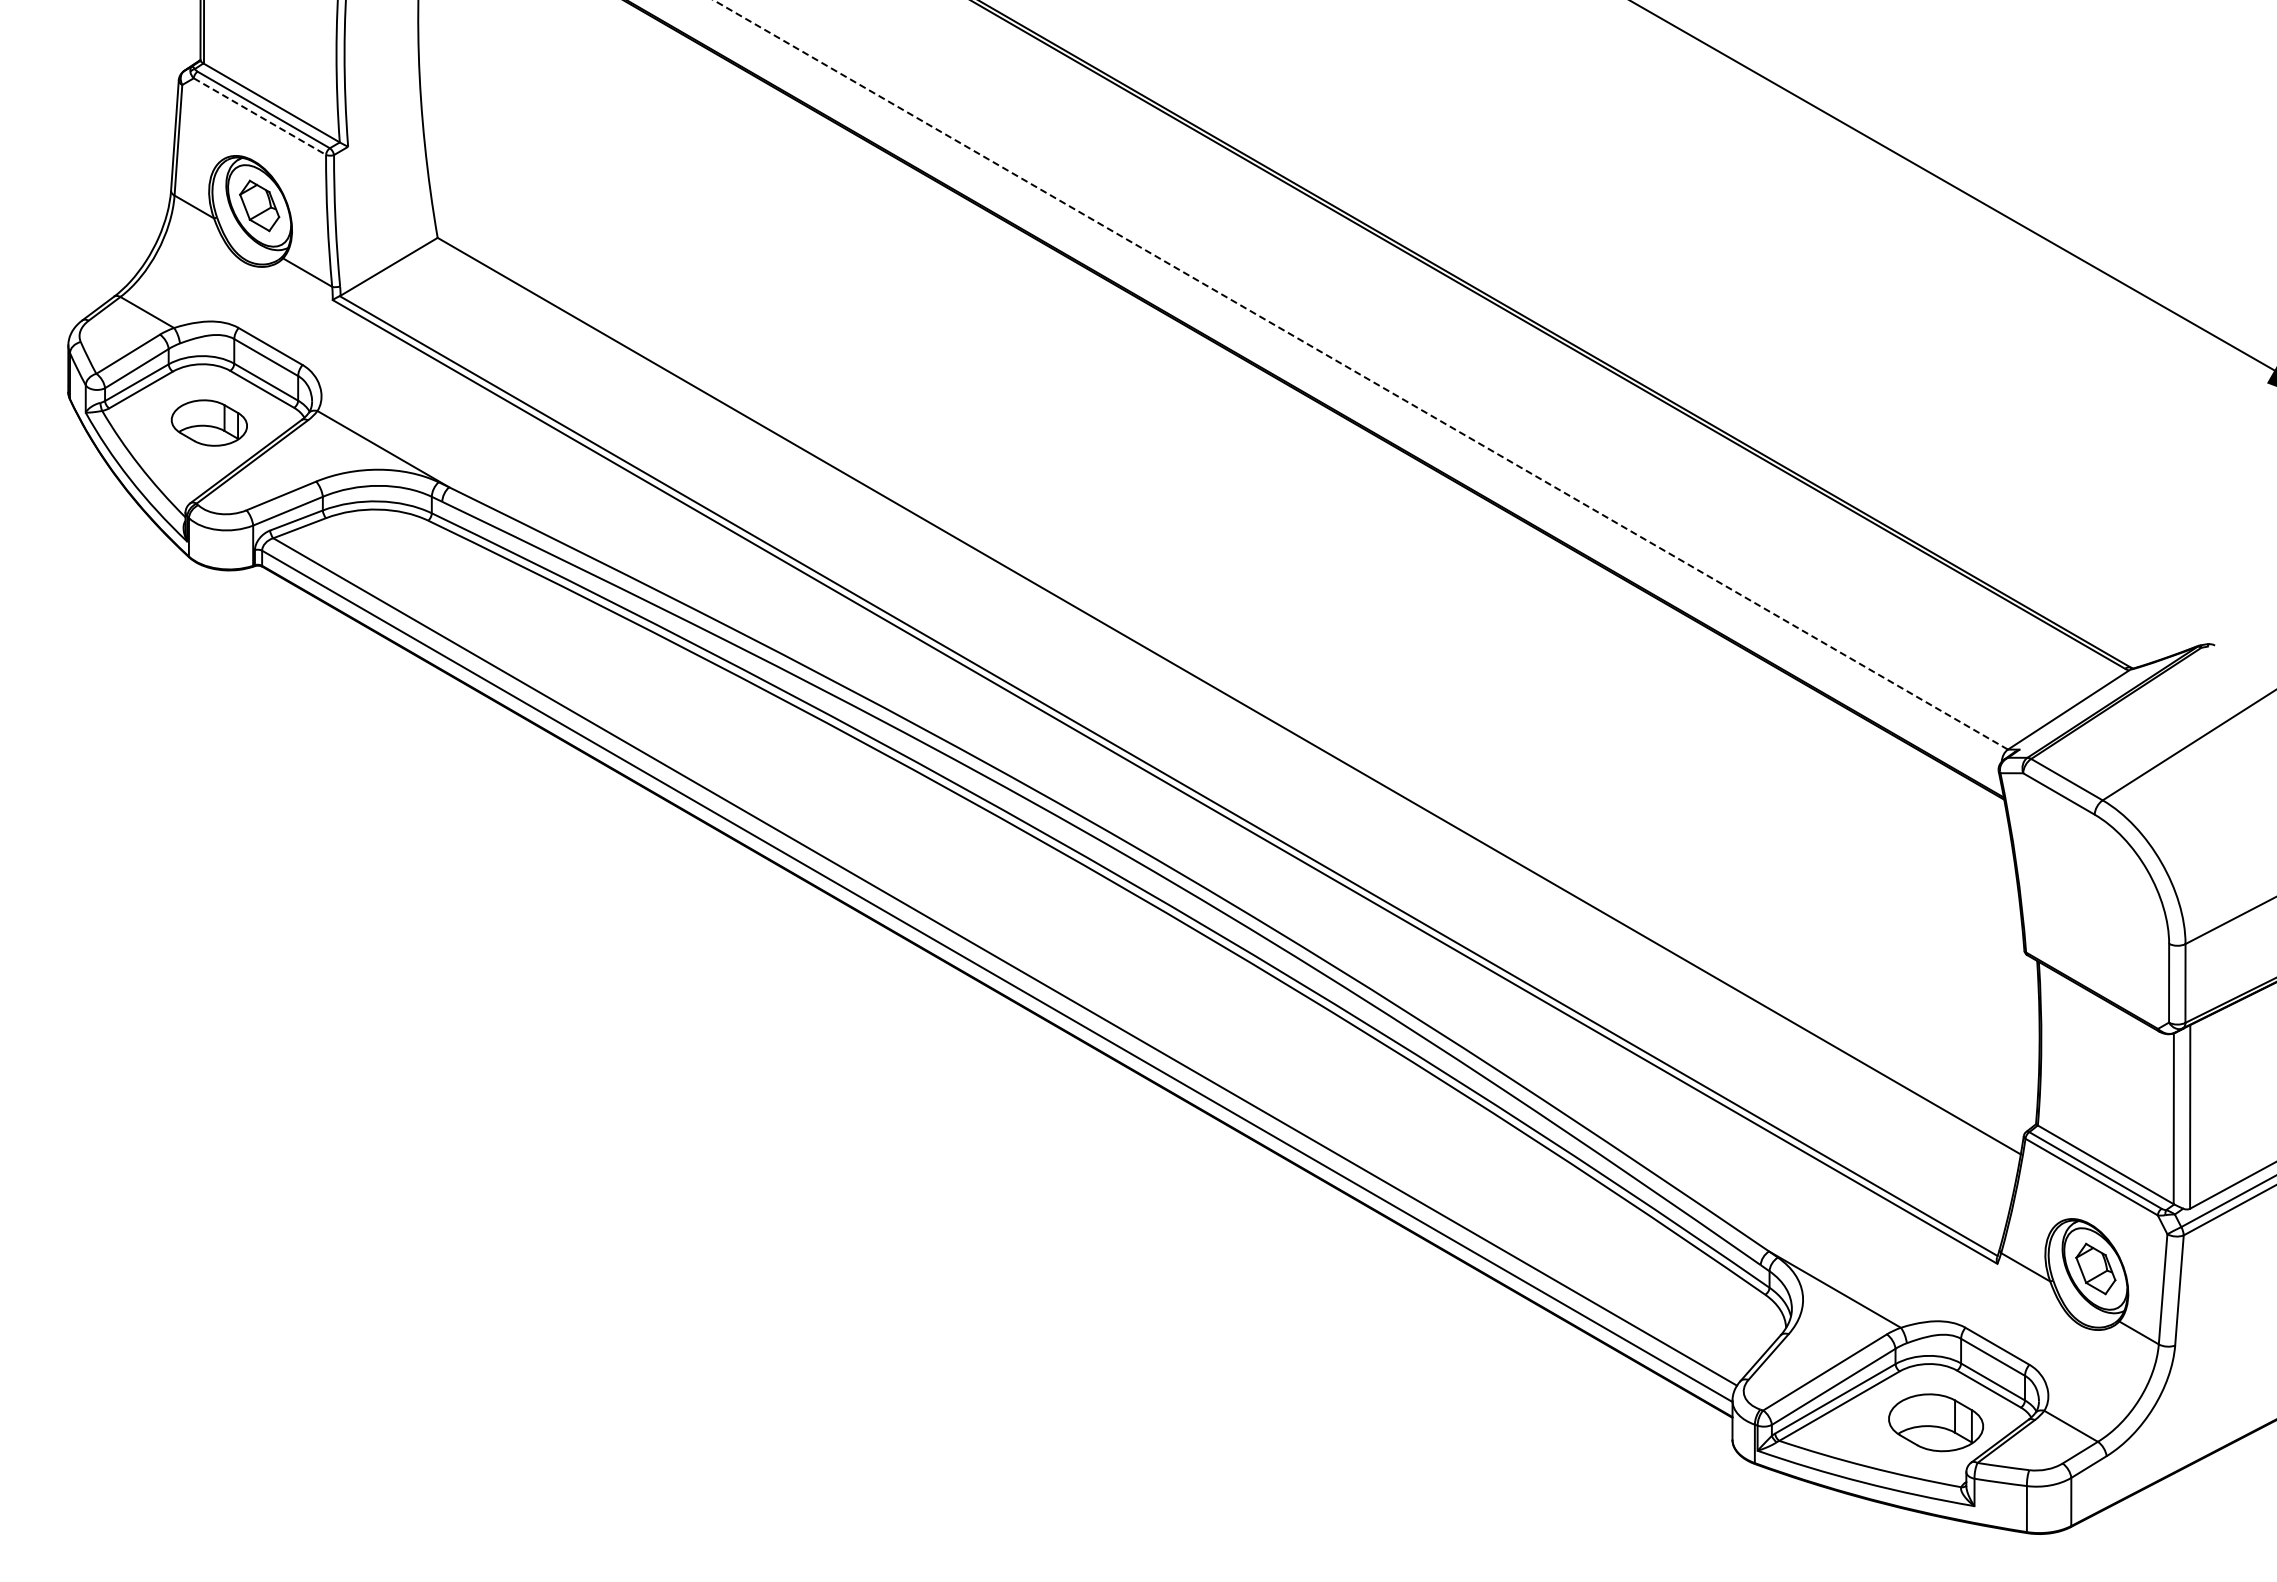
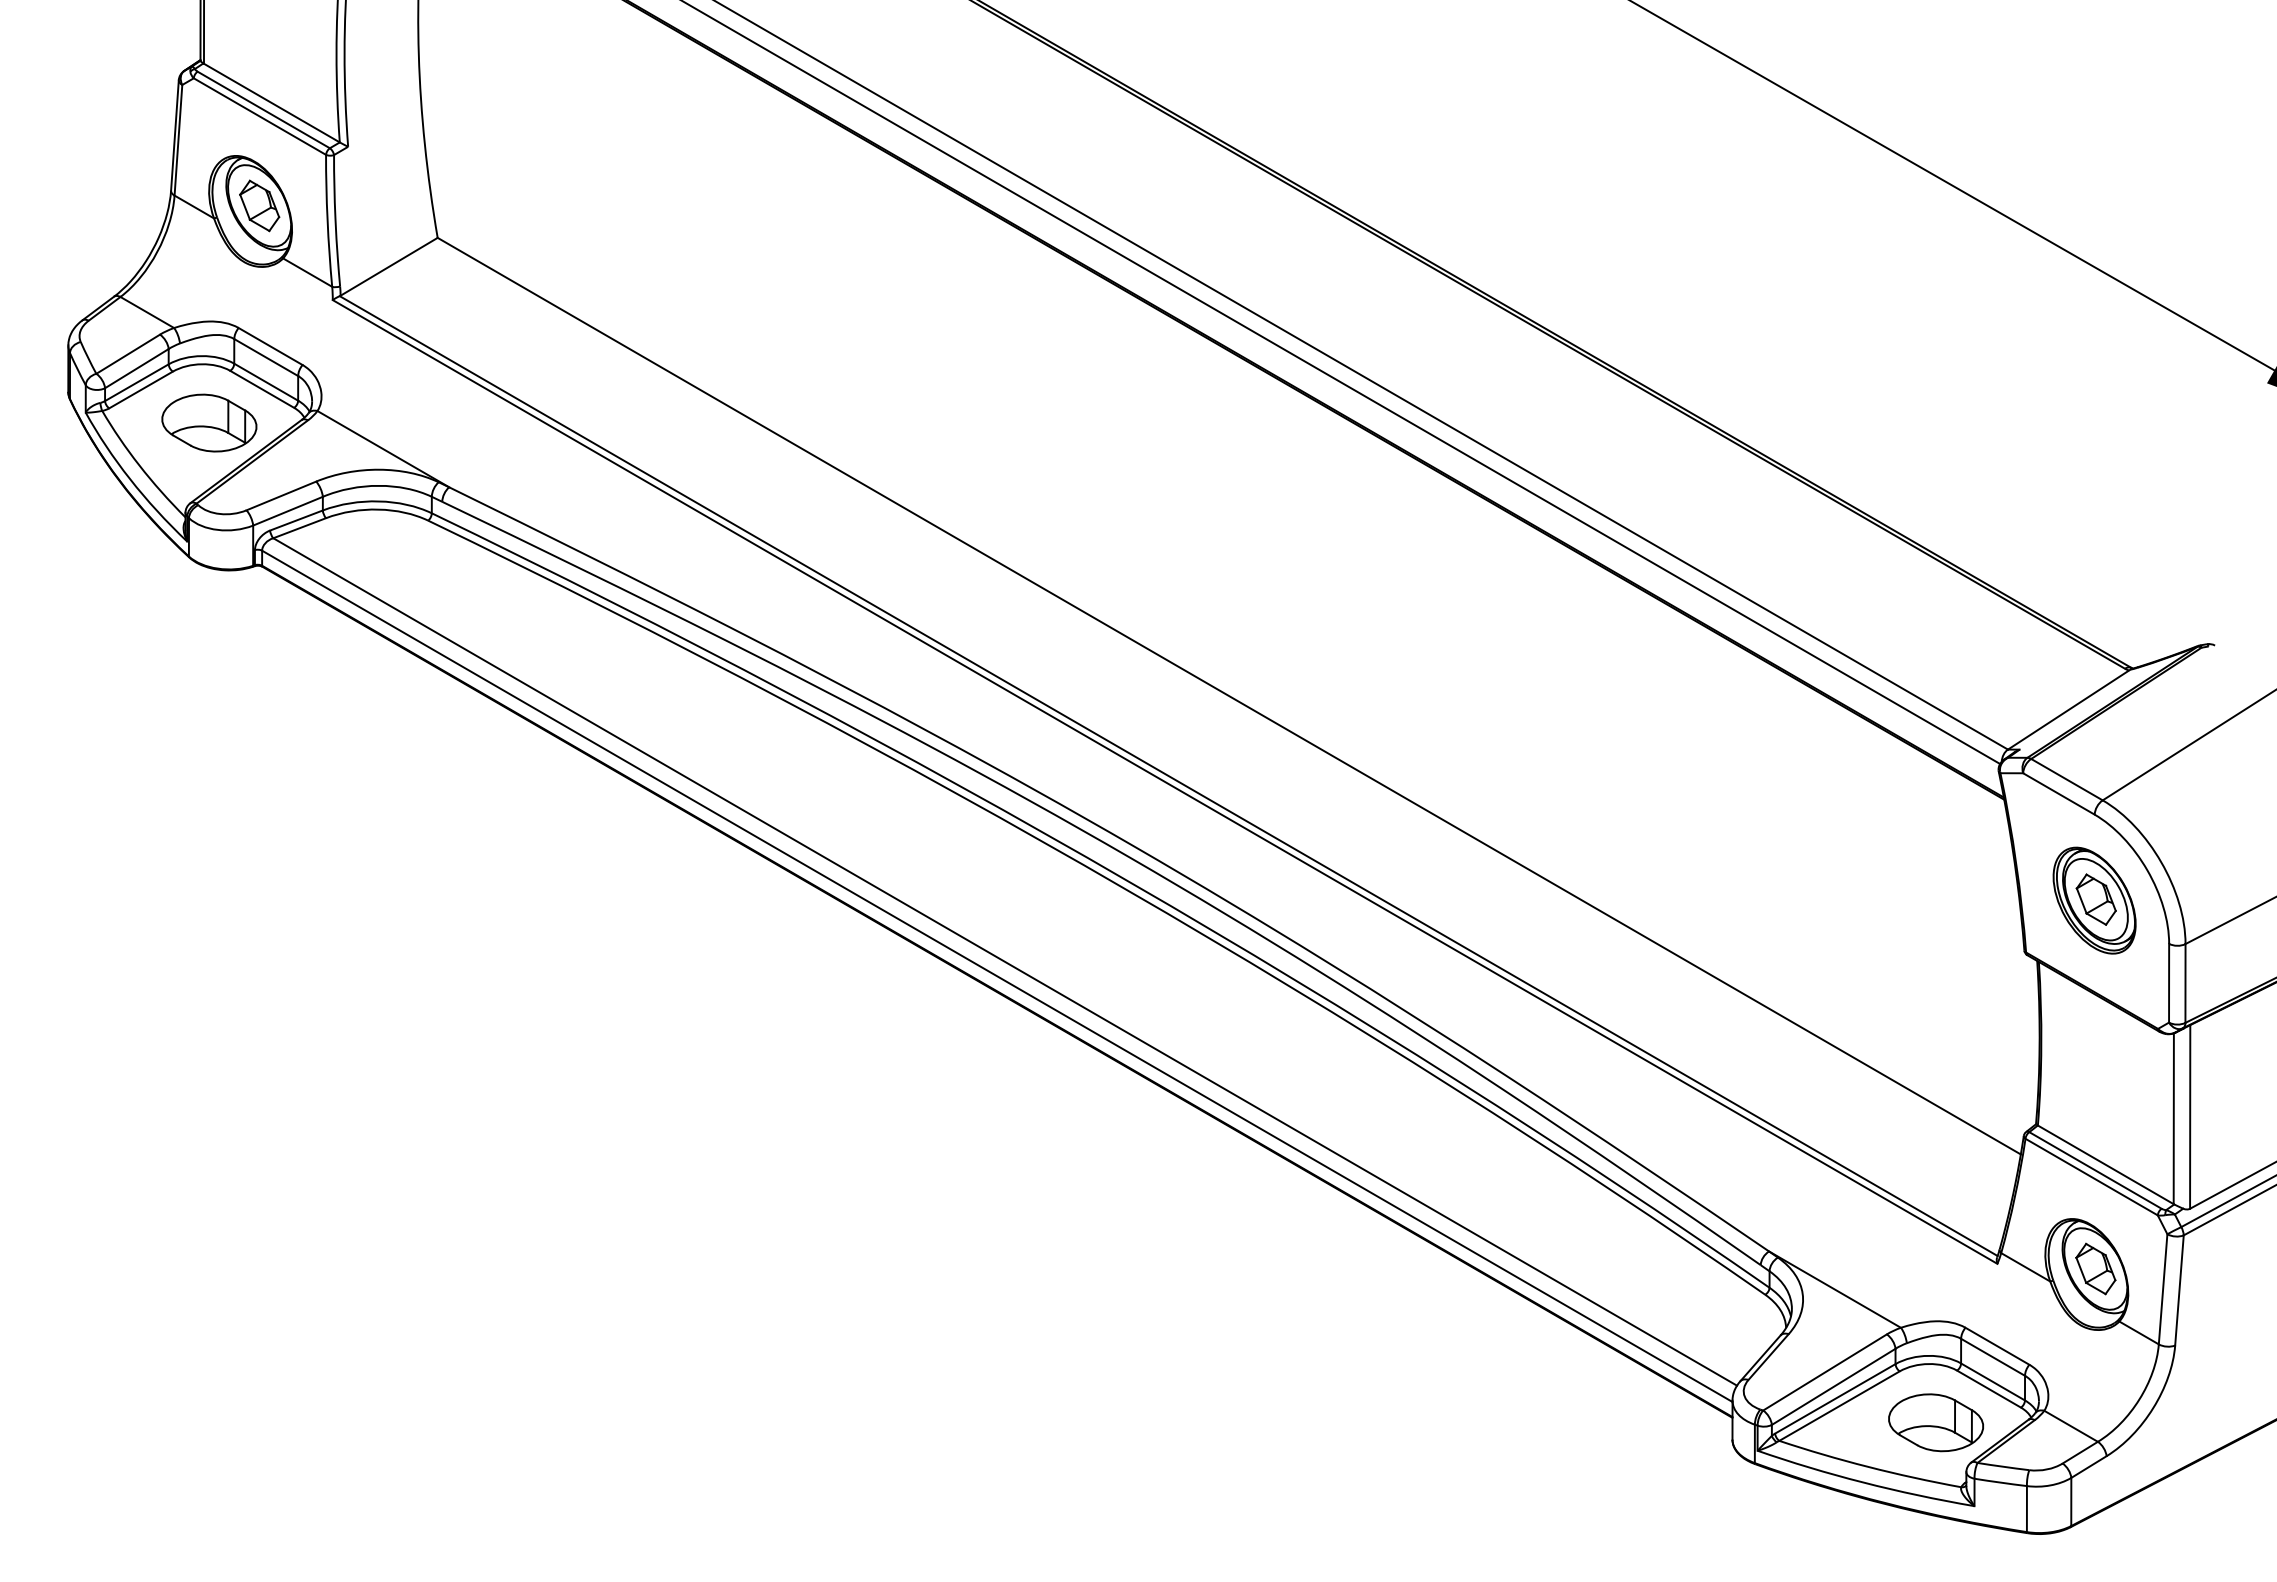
line: dashed -> solid (260, 116)
line: dashed -> solid (1360, 374)
line: none -> present (1342, 382)
part size: 78x48 px -> 97x60 px (209, 422)
part: none -> present (2094, 900)
